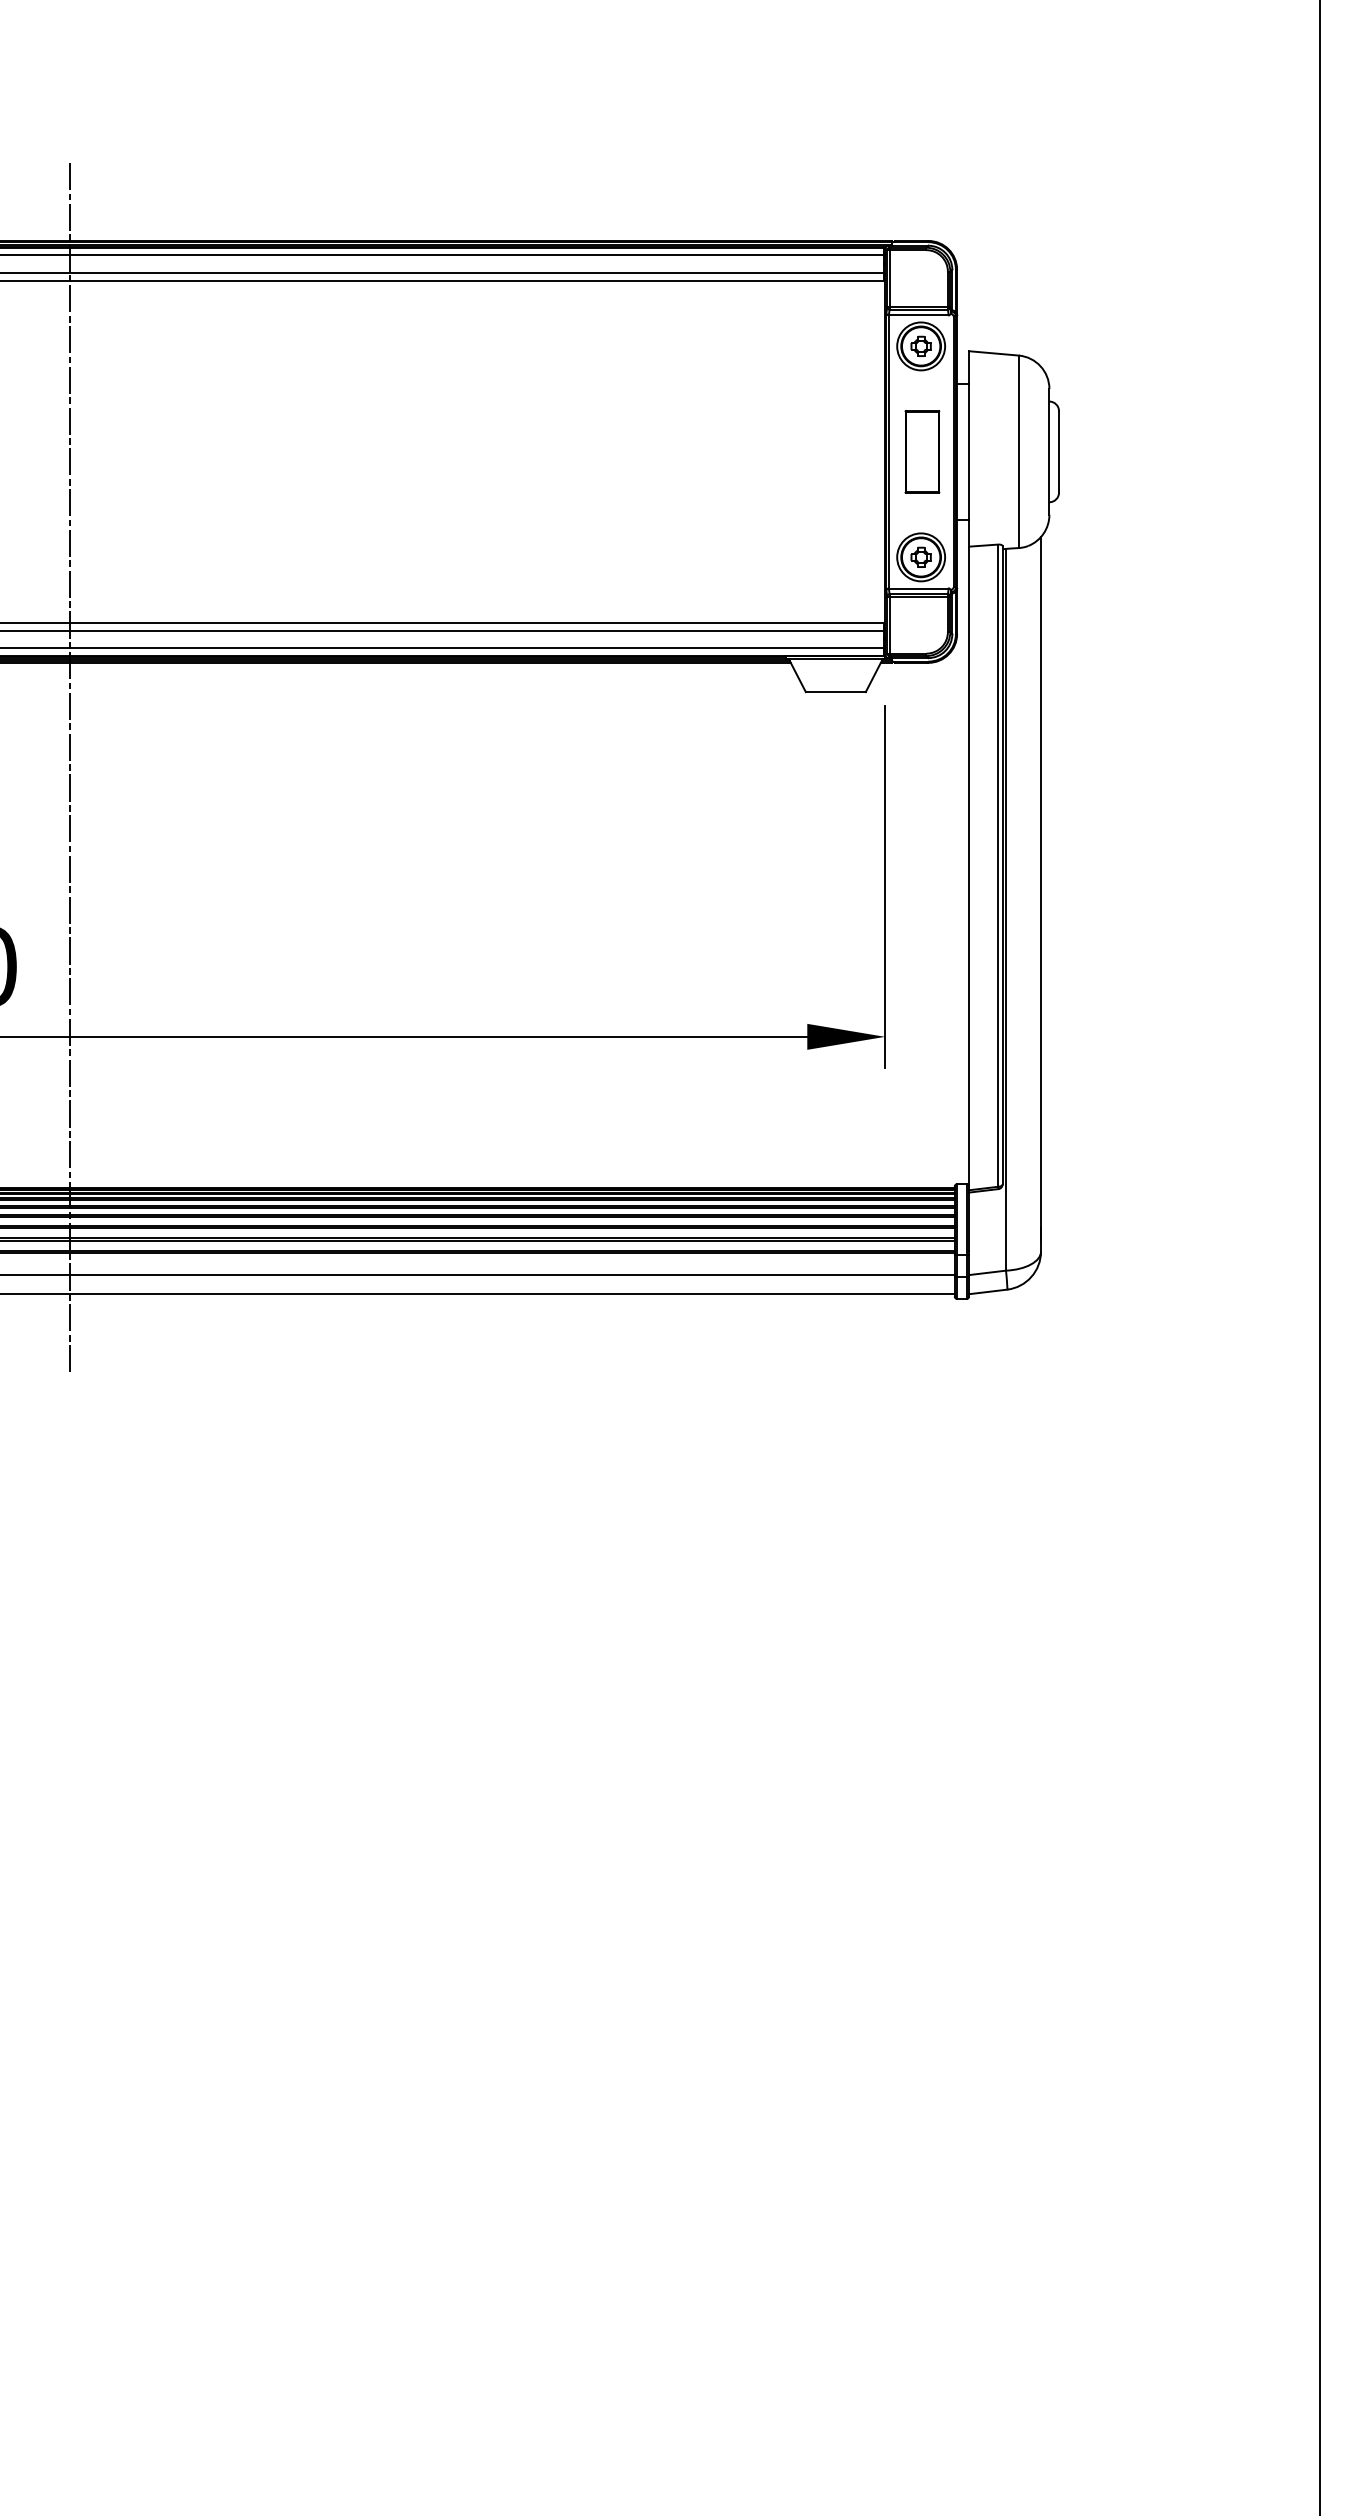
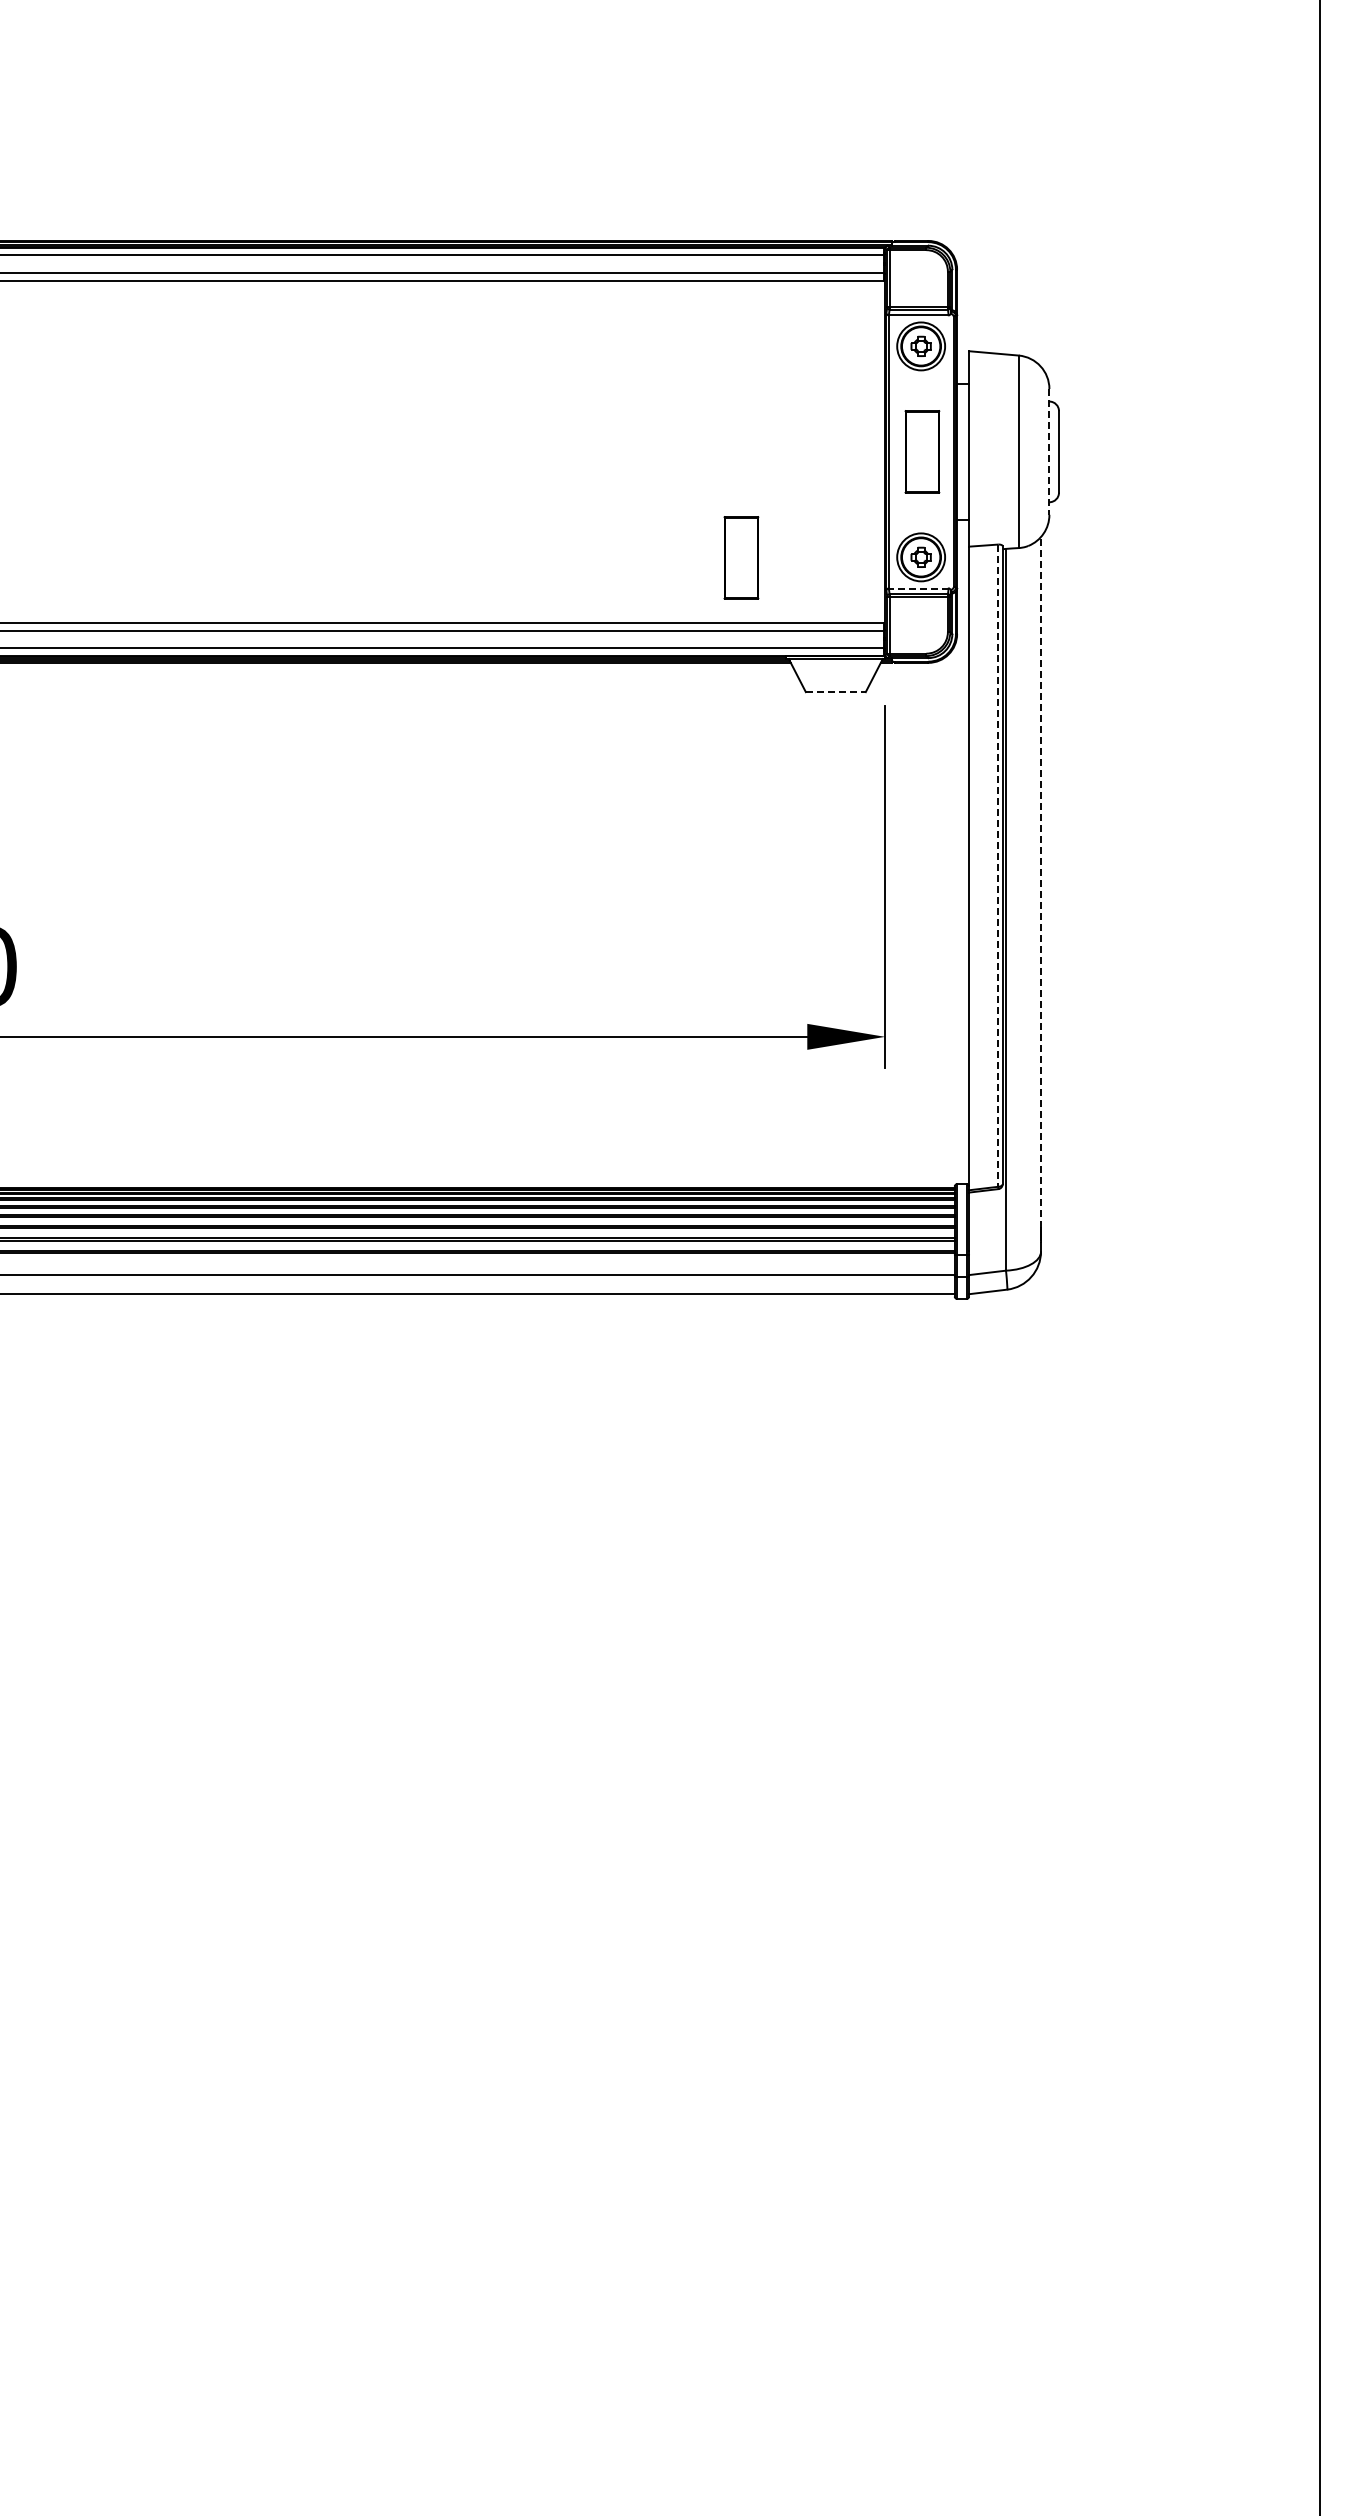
line: solid -> dashed (1049, 451)
part: none -> present (741, 557)
line: solid -> dashed (918, 588)
line: solid -> dashed (835, 692)
line: present -> none (70, 767)
line: solid -> dashed (998, 866)
line: solid -> dashed (1041, 882)
